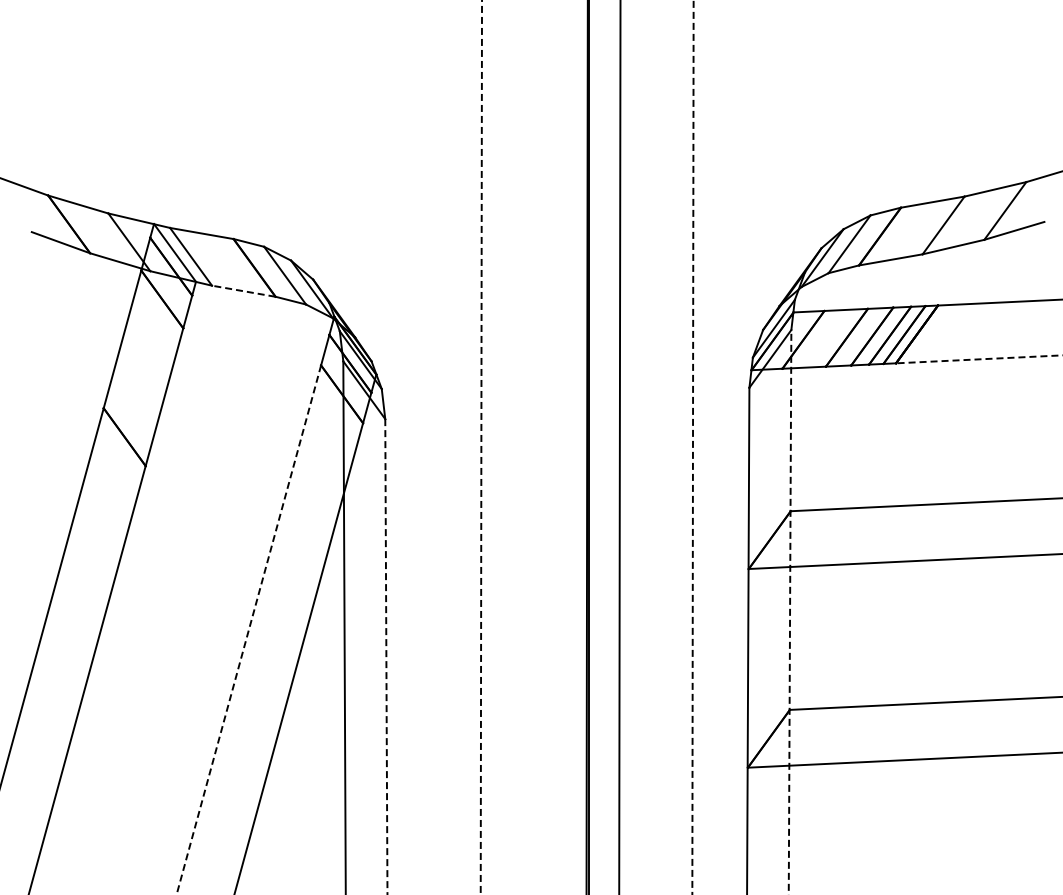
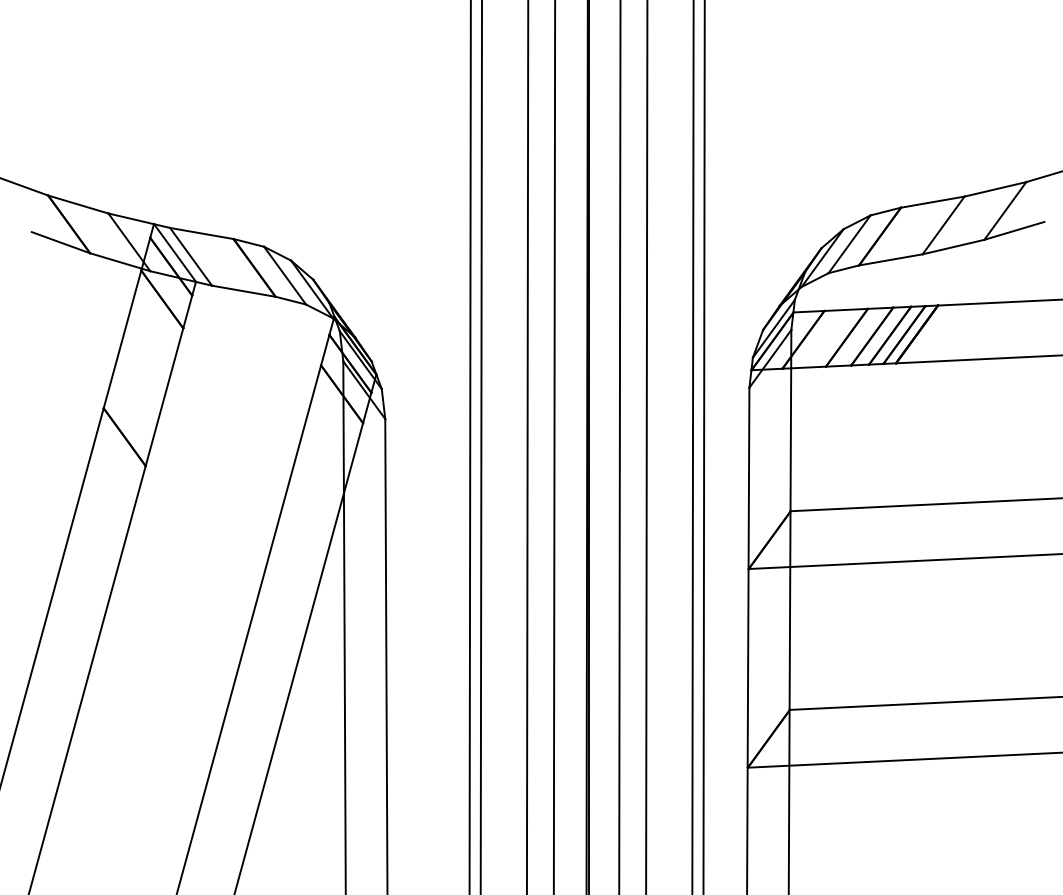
line: dashed -> solid (243, 291)
line: dashed -> solid (978, 359)
line: none -> present (469, 446)
line: dashed -> solid (481, 446)
line: none -> present (527, 446)
line: none -> present (554, 446)
line: none -> present (646, 446)
line: none -> present (703, 446)
line: dashed -> solid (692, 447)
line: dashed -> solid (790, 612)
line: dashed -> solid (248, 629)
line: dashed -> solid (386, 657)
